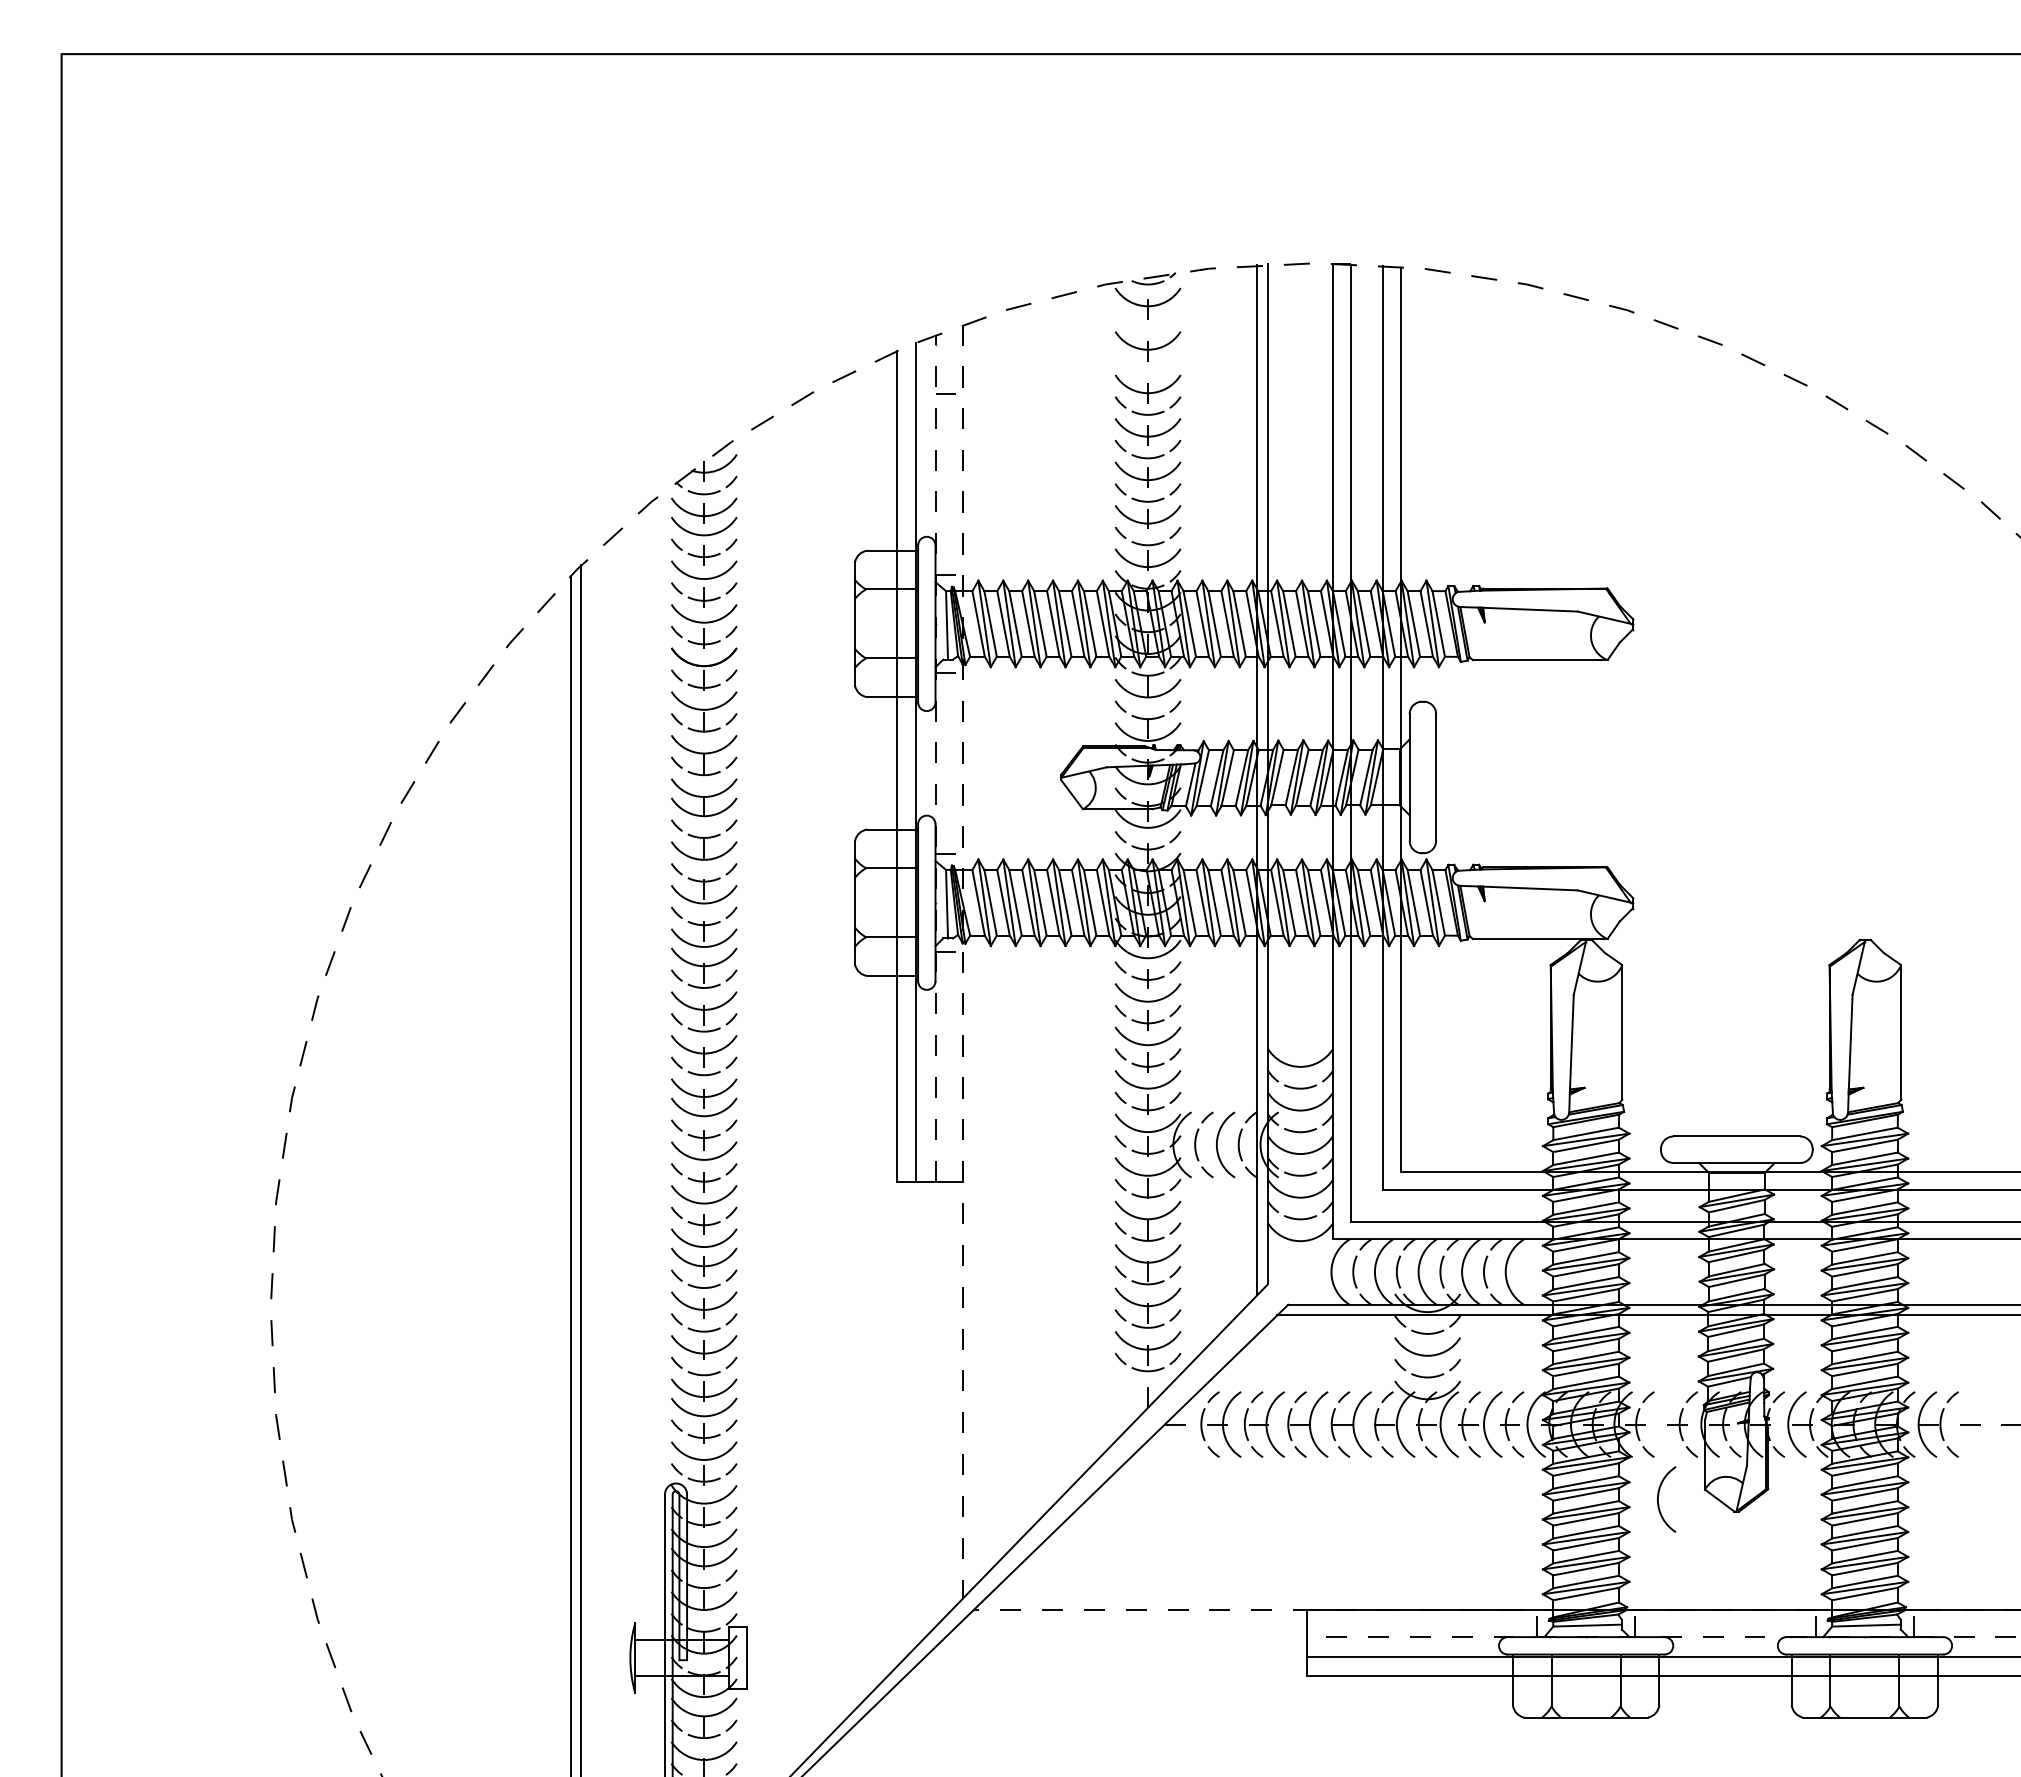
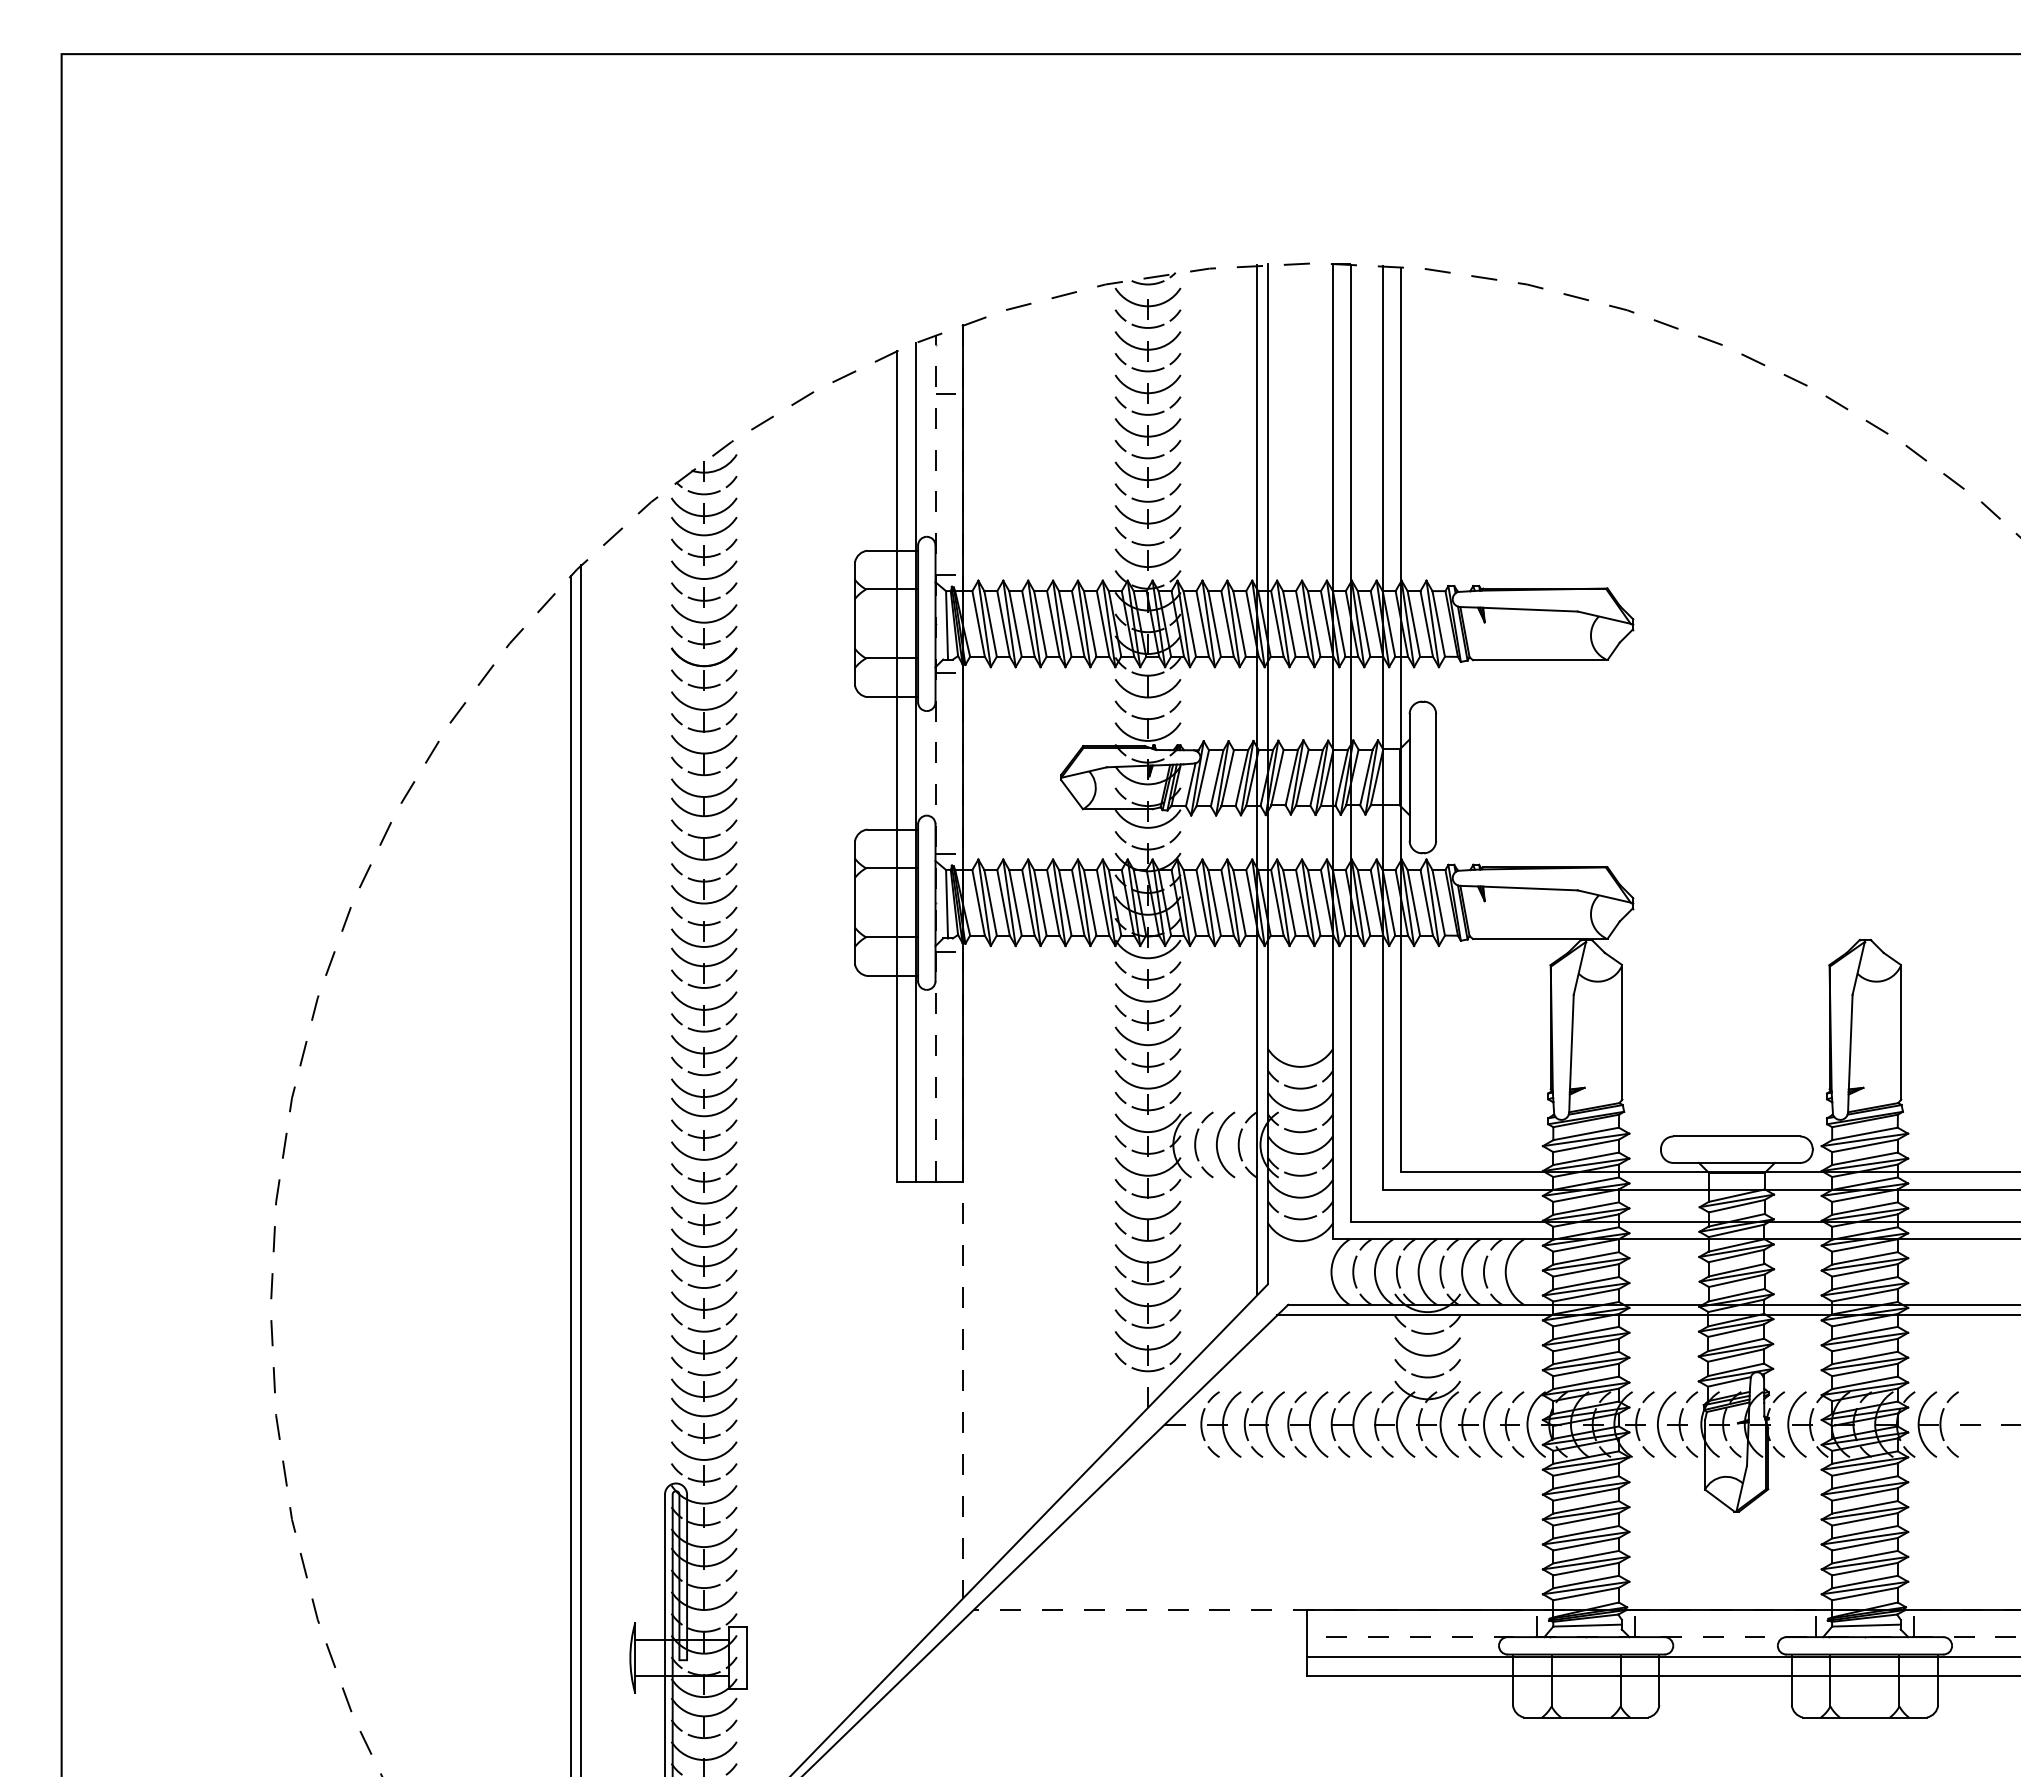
part: none -> present (1144, 326)
part: none -> present (1147, 370)
line: dashed -> solid (962, 752)
arc position: (1658, 1499) -> (1658, 1424) (1658, 1424)
